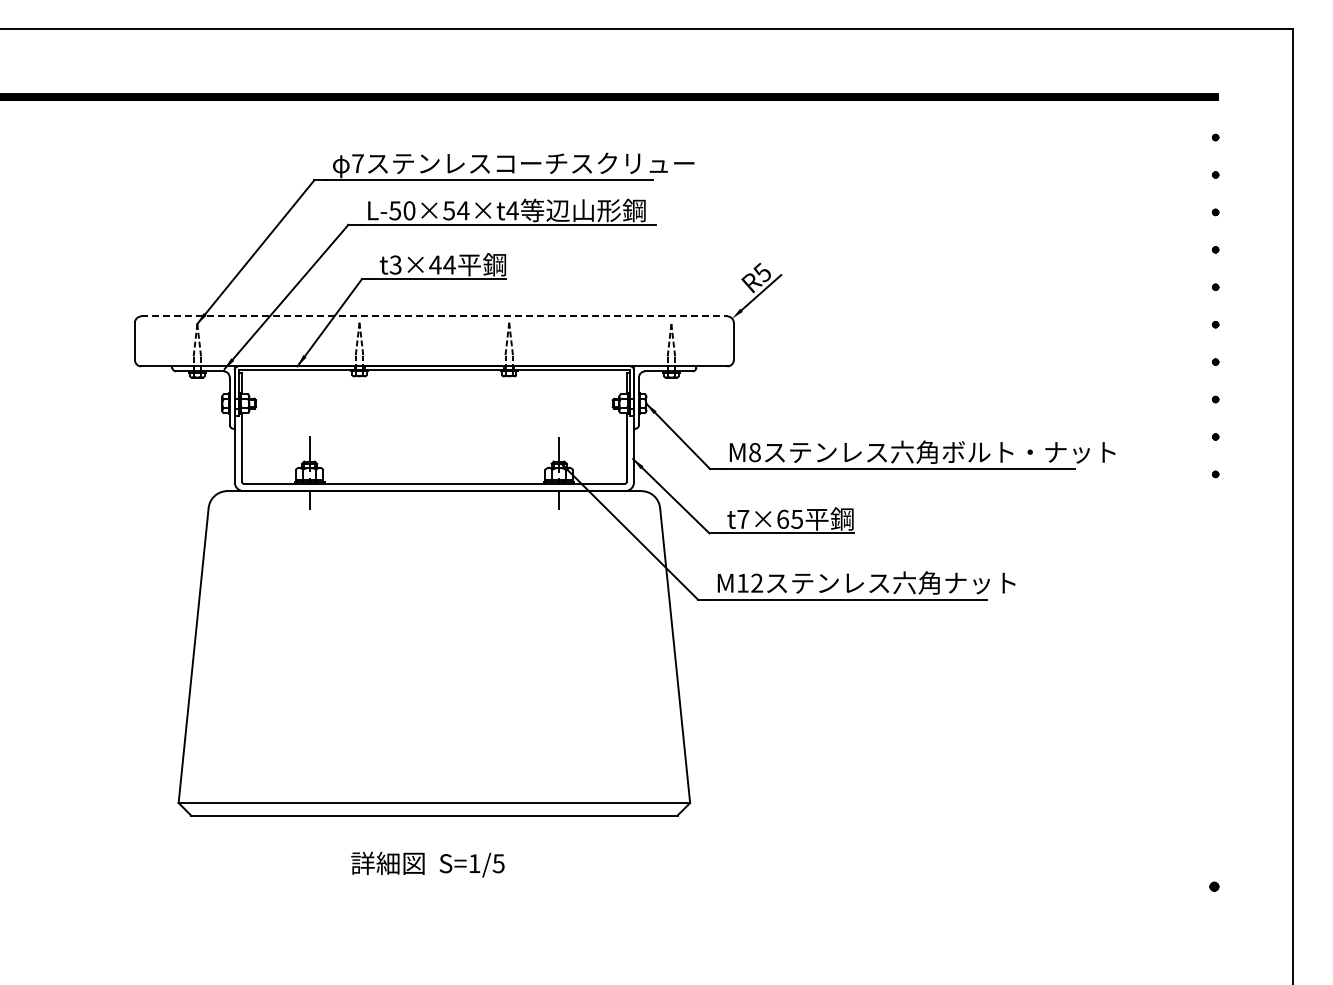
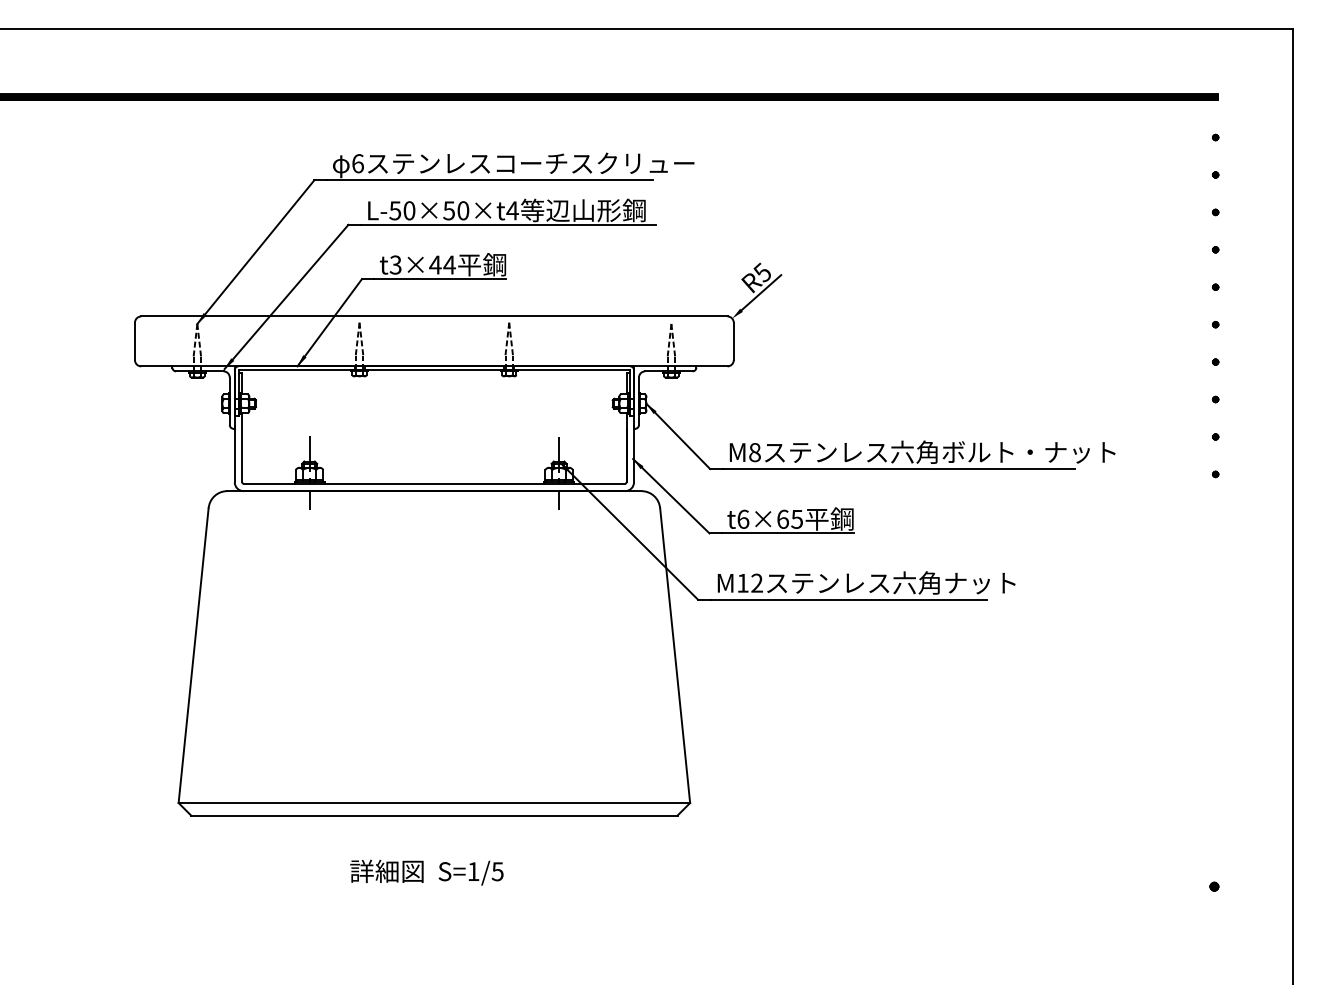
text: 7 -> 6 (357, 163)
text: L-50×54×t4 -> L-50×50×t4 (462, 210)
line: dashed -> solid (434, 316)
text: t7×65 -> t6×65 (743, 518)
text position: (427, 864) -> (426, 872) (426, 872)
